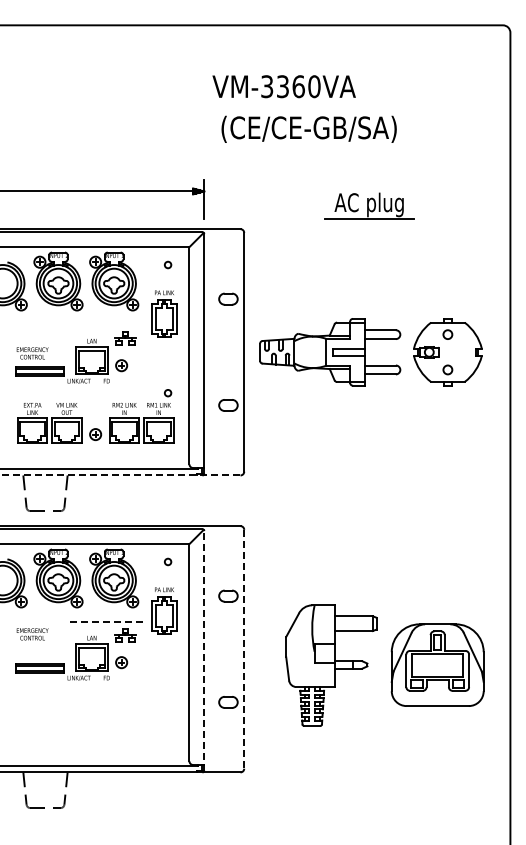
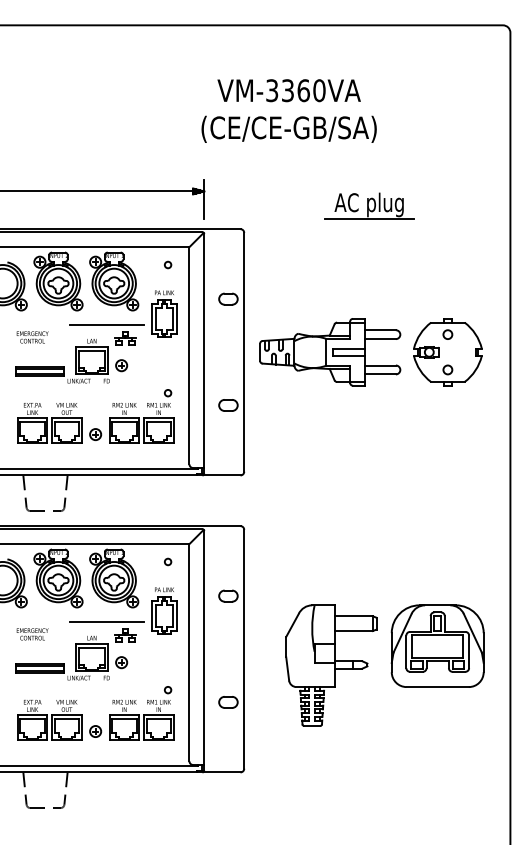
text position: (283, 86) -> (288, 90) (288, 90)
text position: (308, 128) -> (288, 128) (288, 128)
line: none -> present (106, 325)
text position: (32, 353) -> (32, 337) (32, 337)
line: dashed -> solid (120, 475)
line: dashed -> solid (107, 622)
line: dashed -> solid (244, 649)
line: dashed -> solid (204, 650)
part position: (437, 664) -> (437, 645) (437, 645)
part: none -> present (95, 725)
